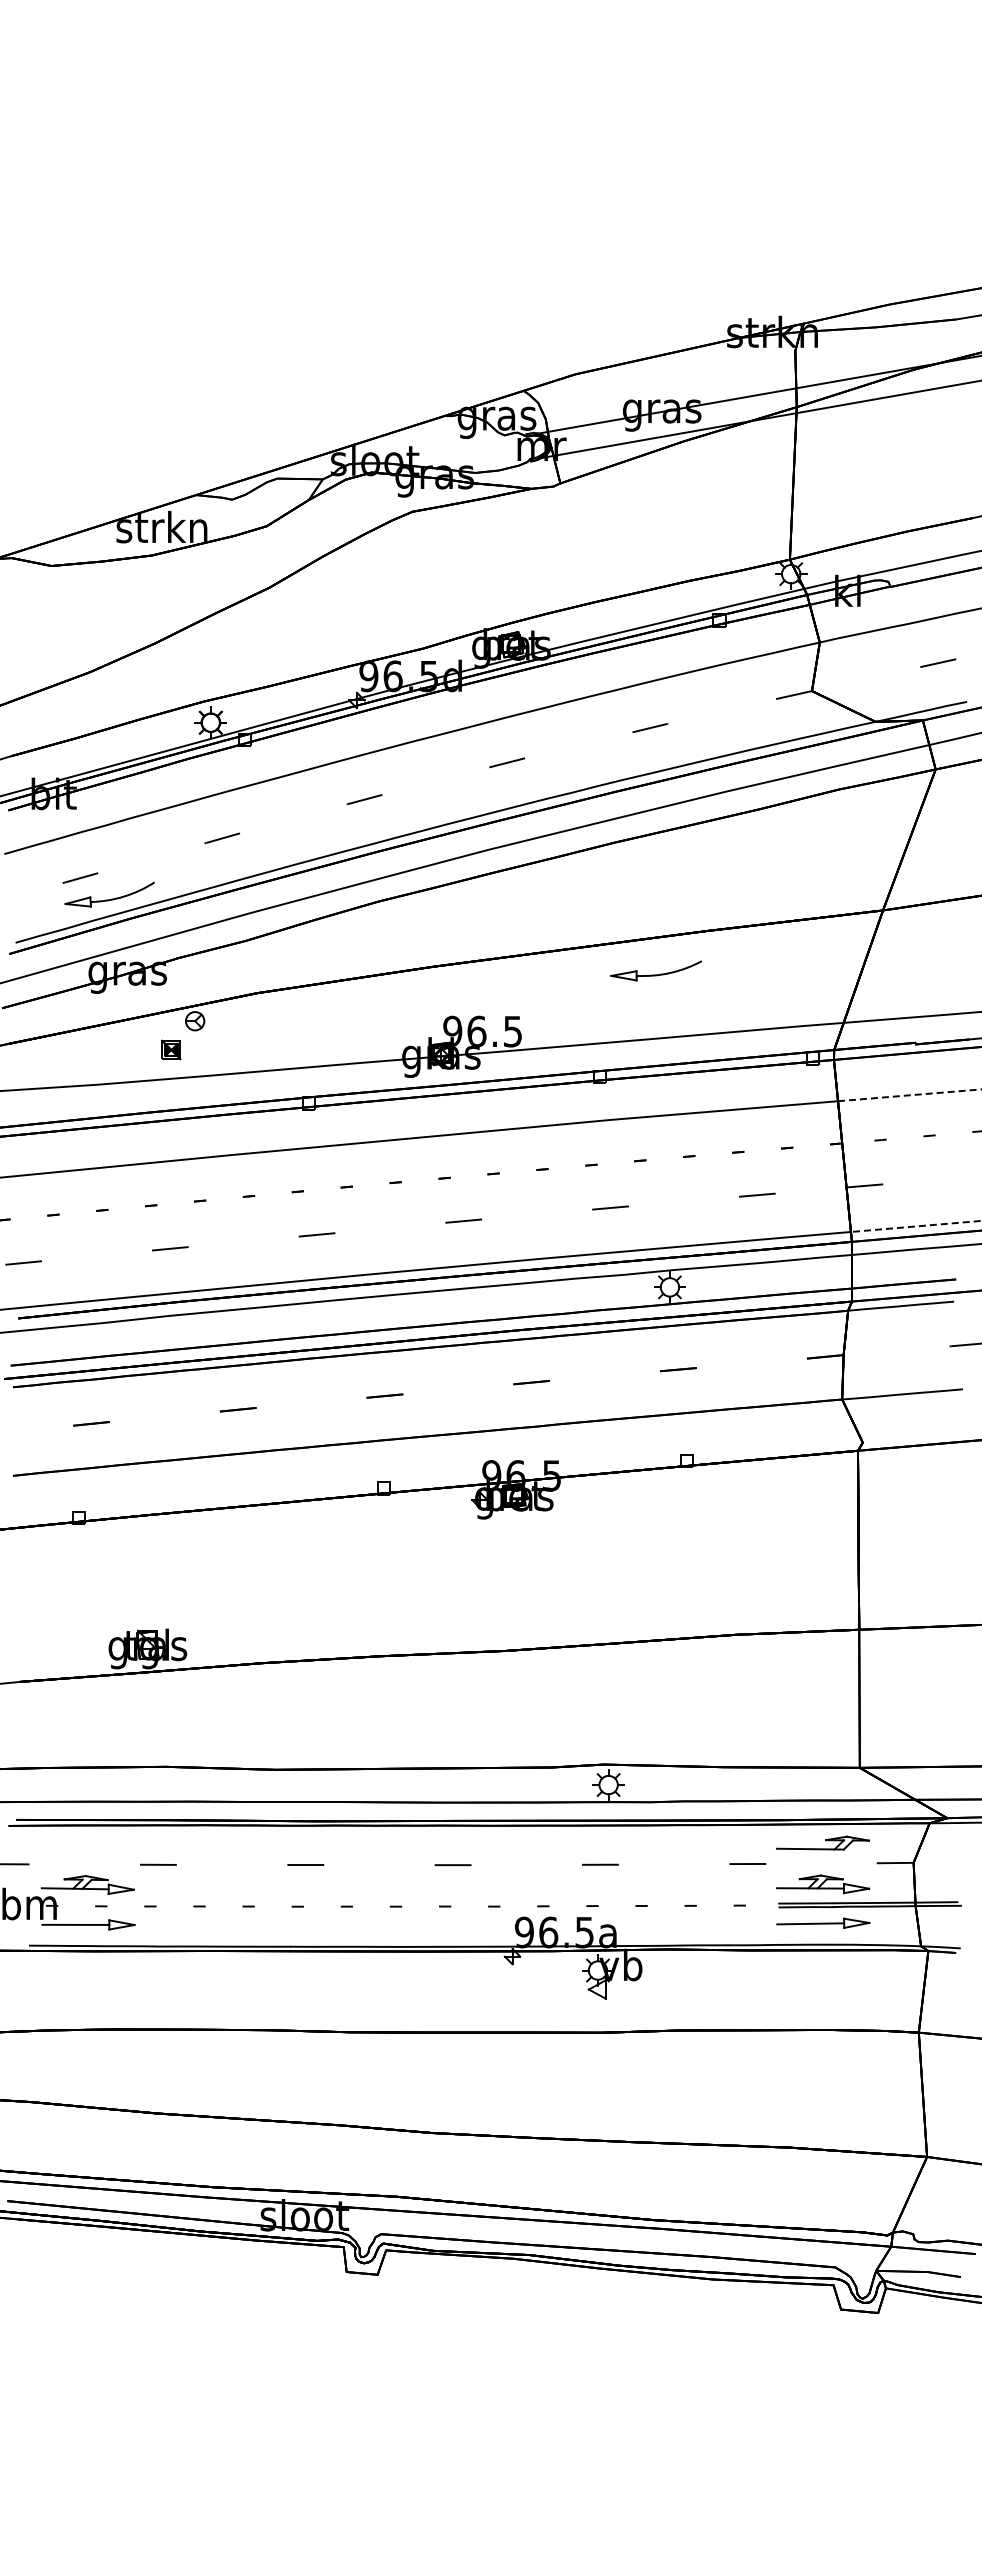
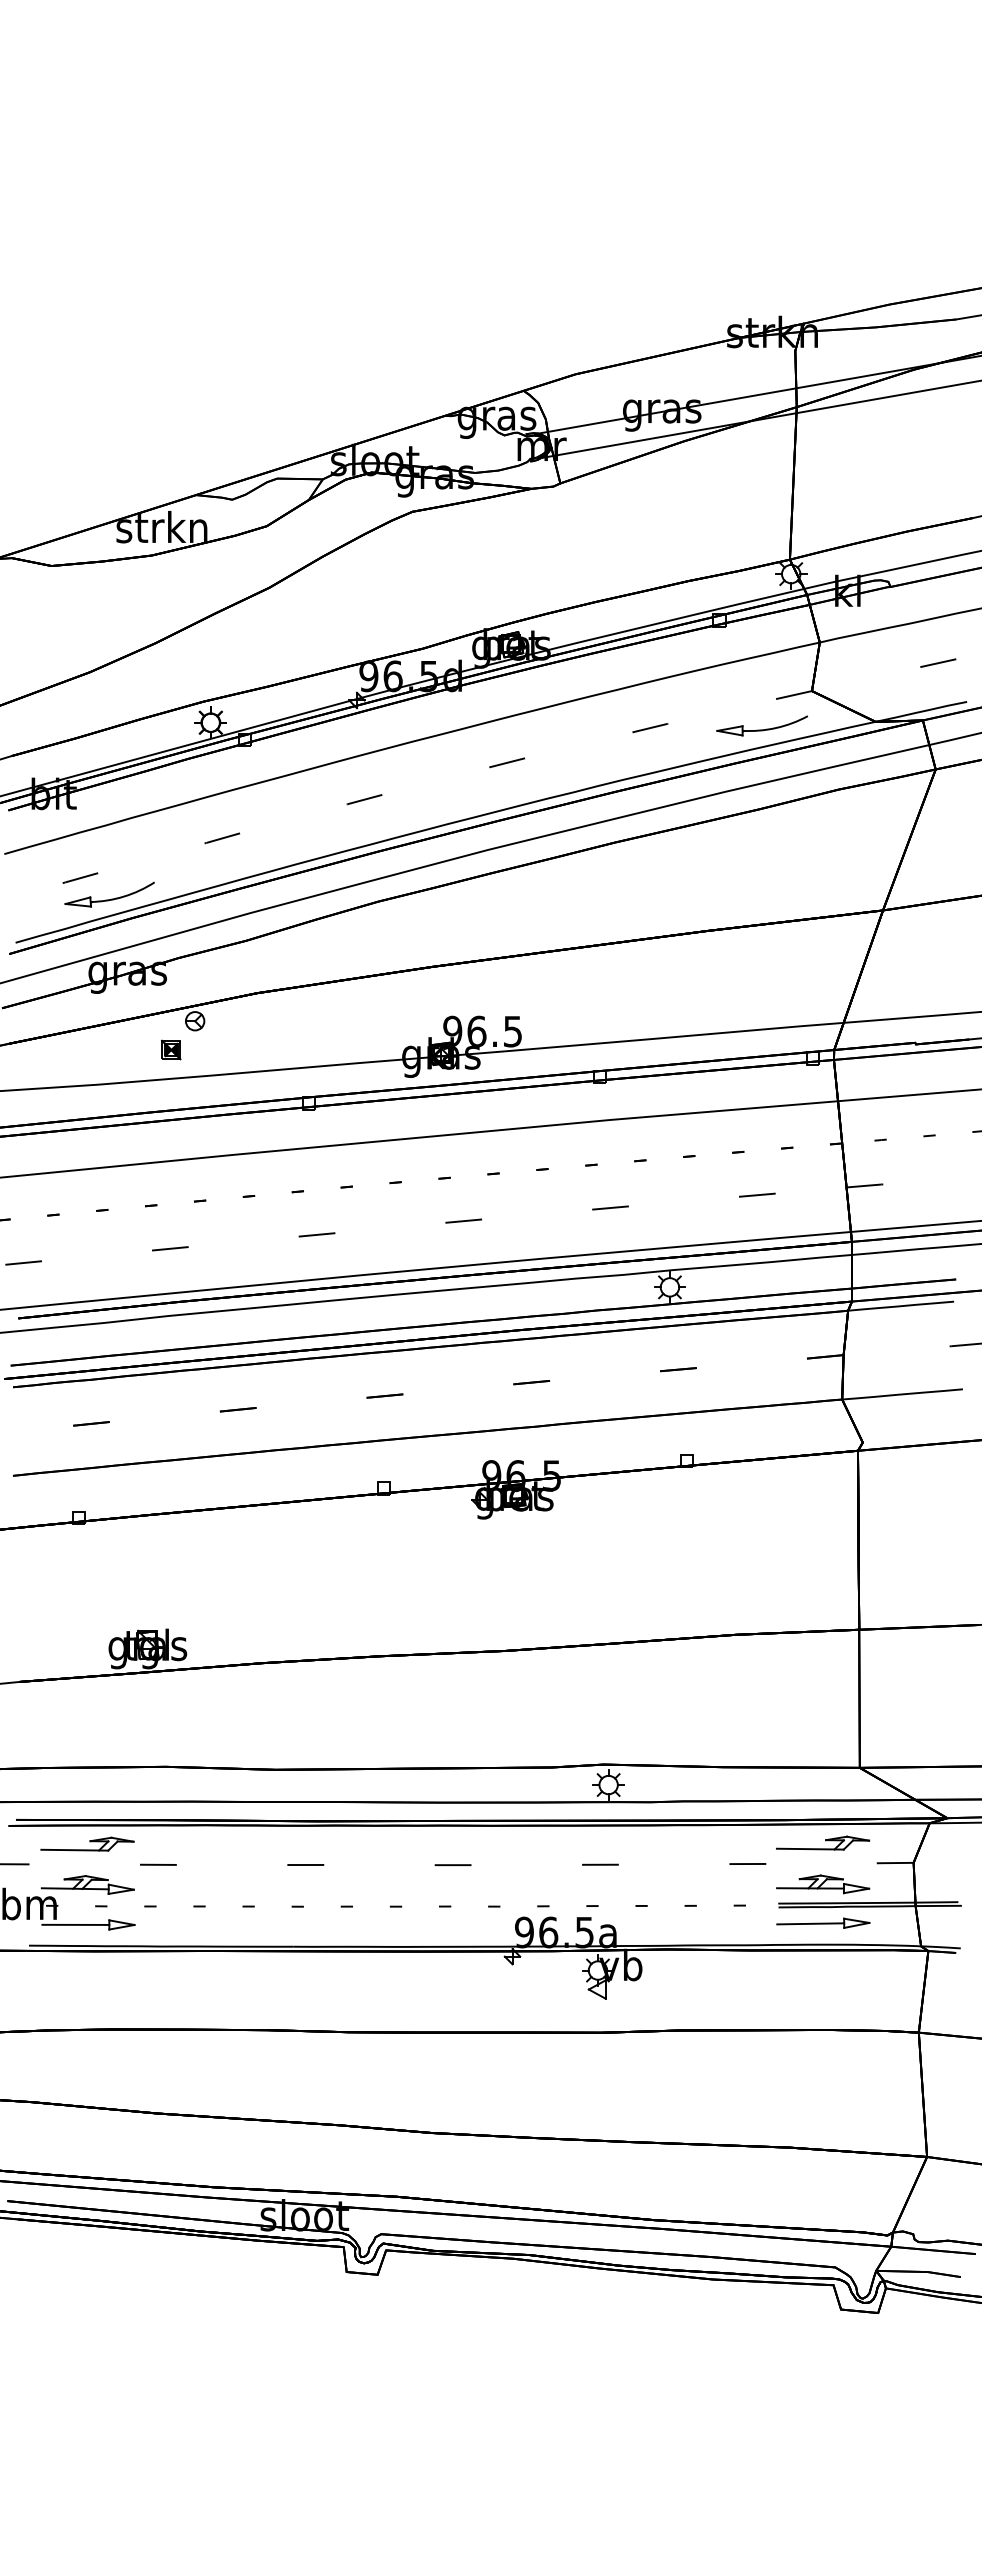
part position: (655, 970) -> (761, 725) (761, 725)
line: dashed -> solid (910, 1095)
line: dashed -> solid (915, 1226)
part: none -> present (87, 1843)
